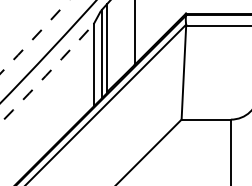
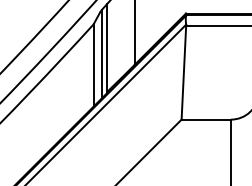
arc: dashed -> solid (34, 37)
arc: dashed -> solid (47, 73)
